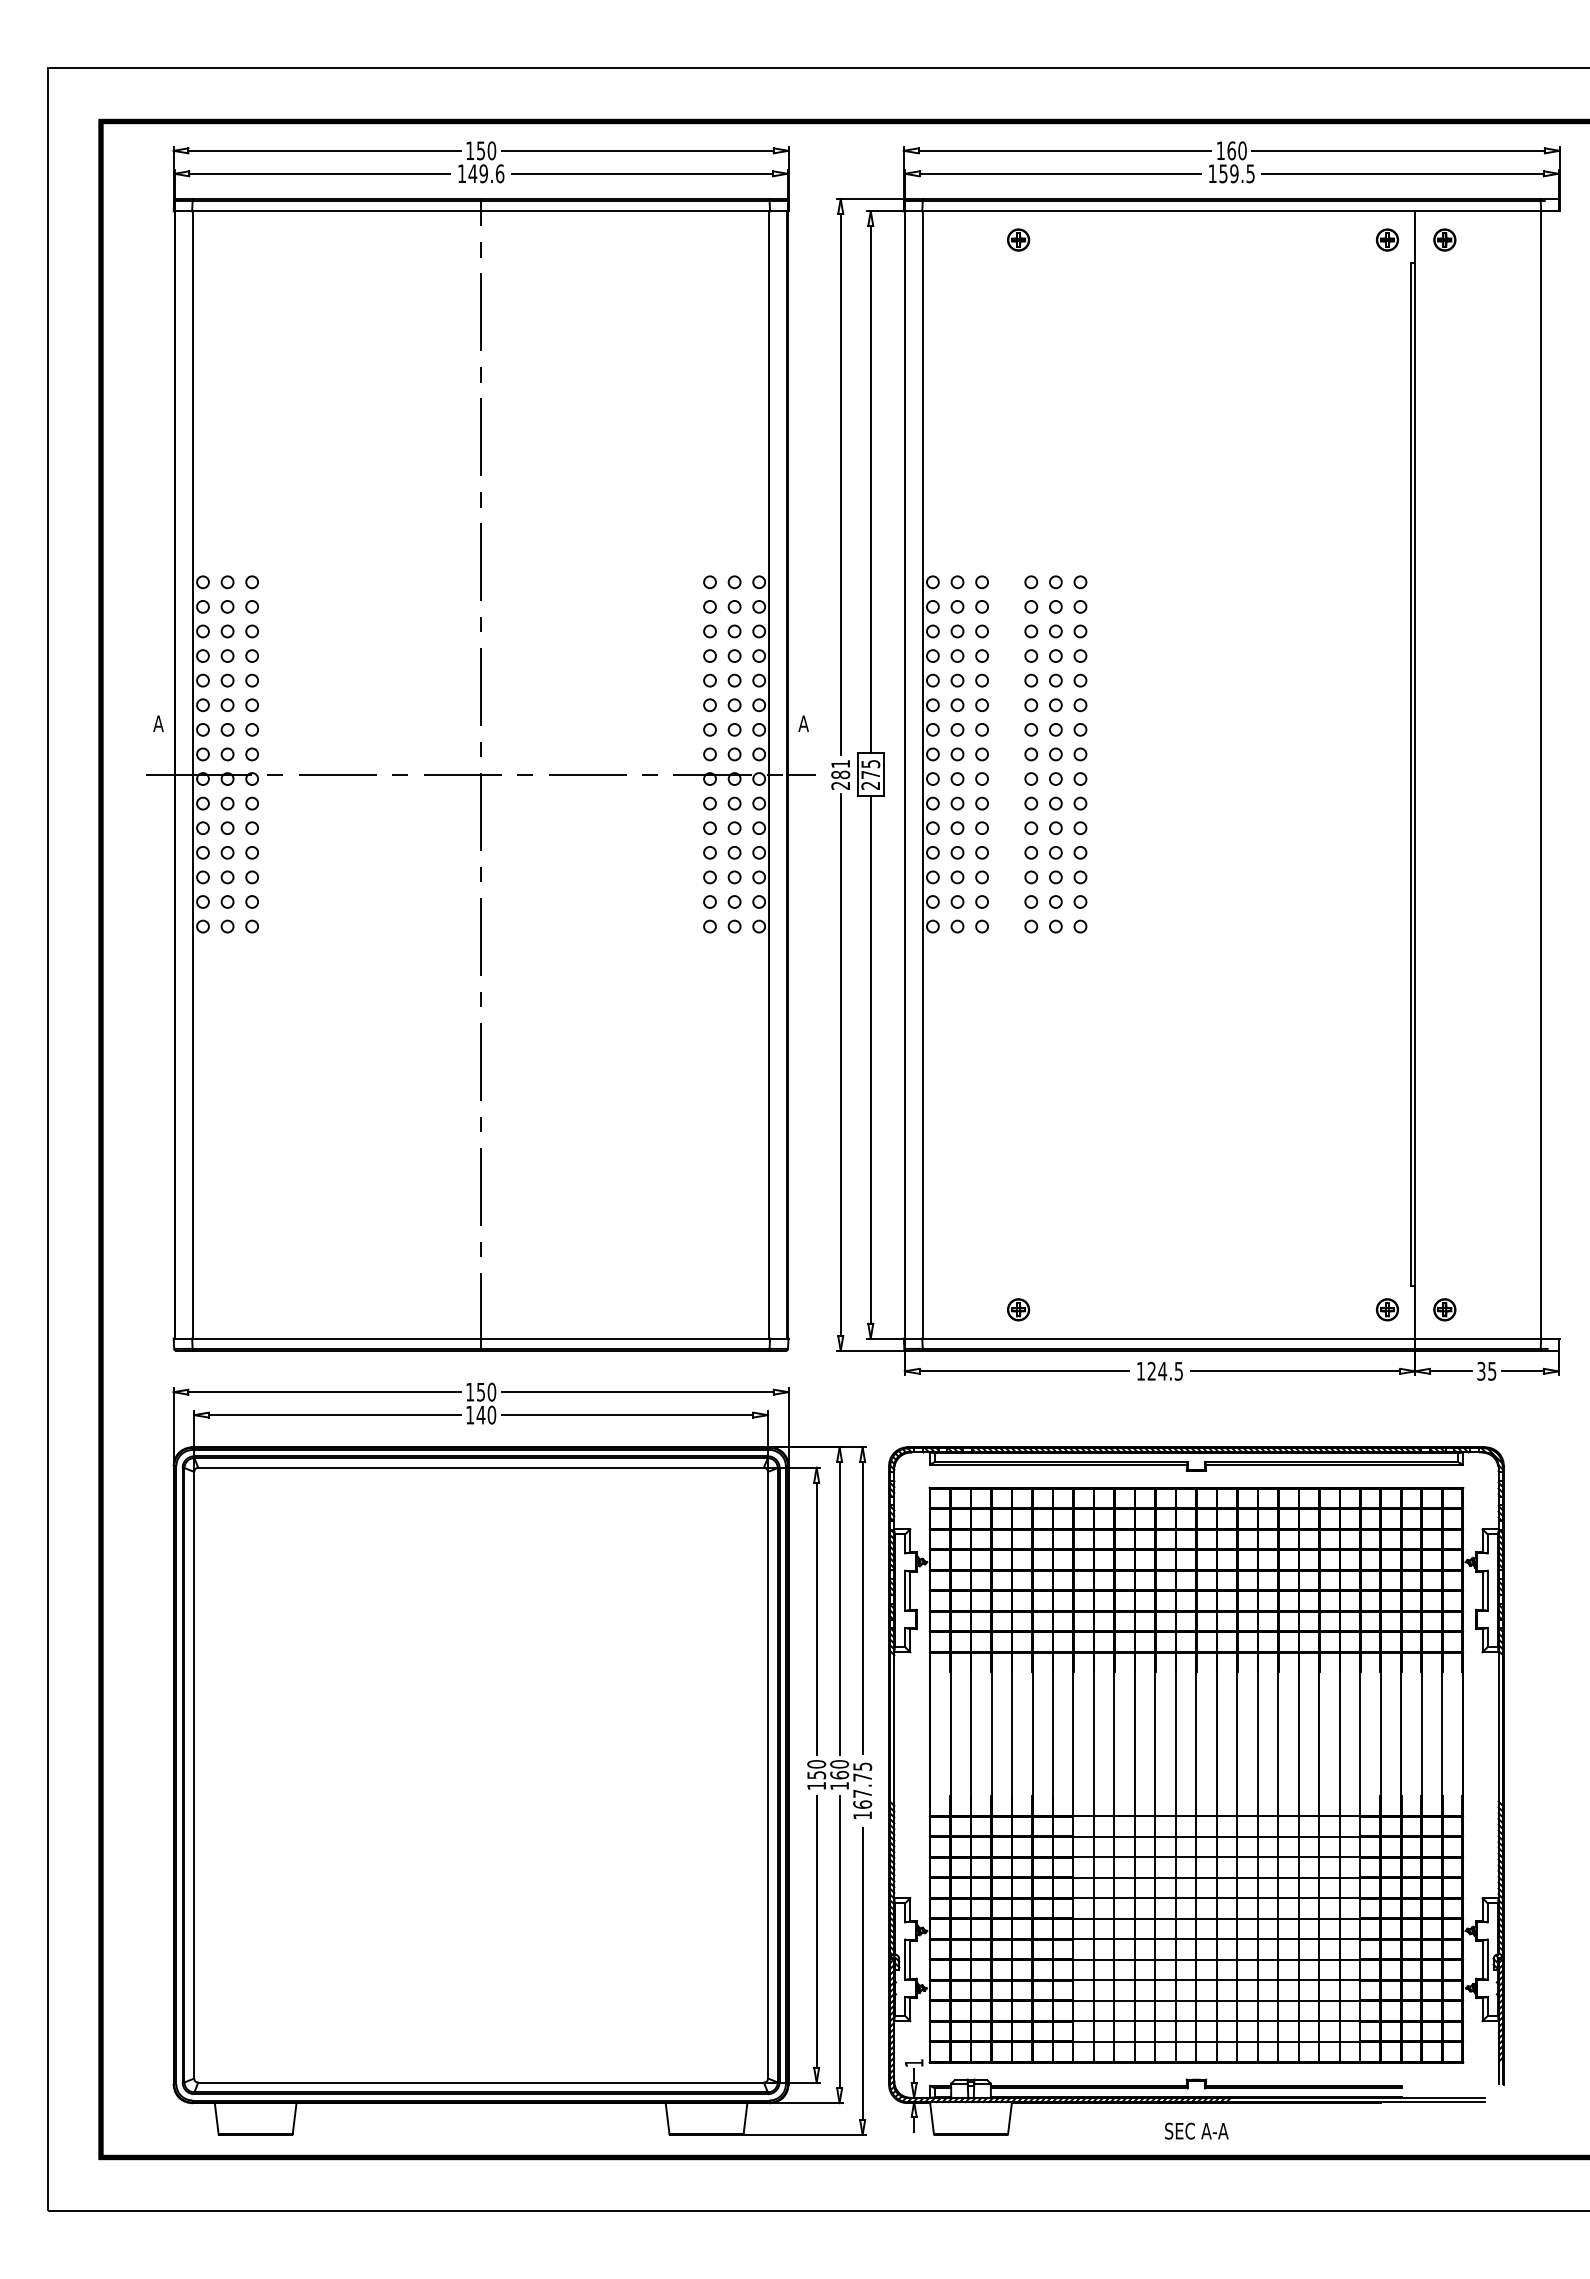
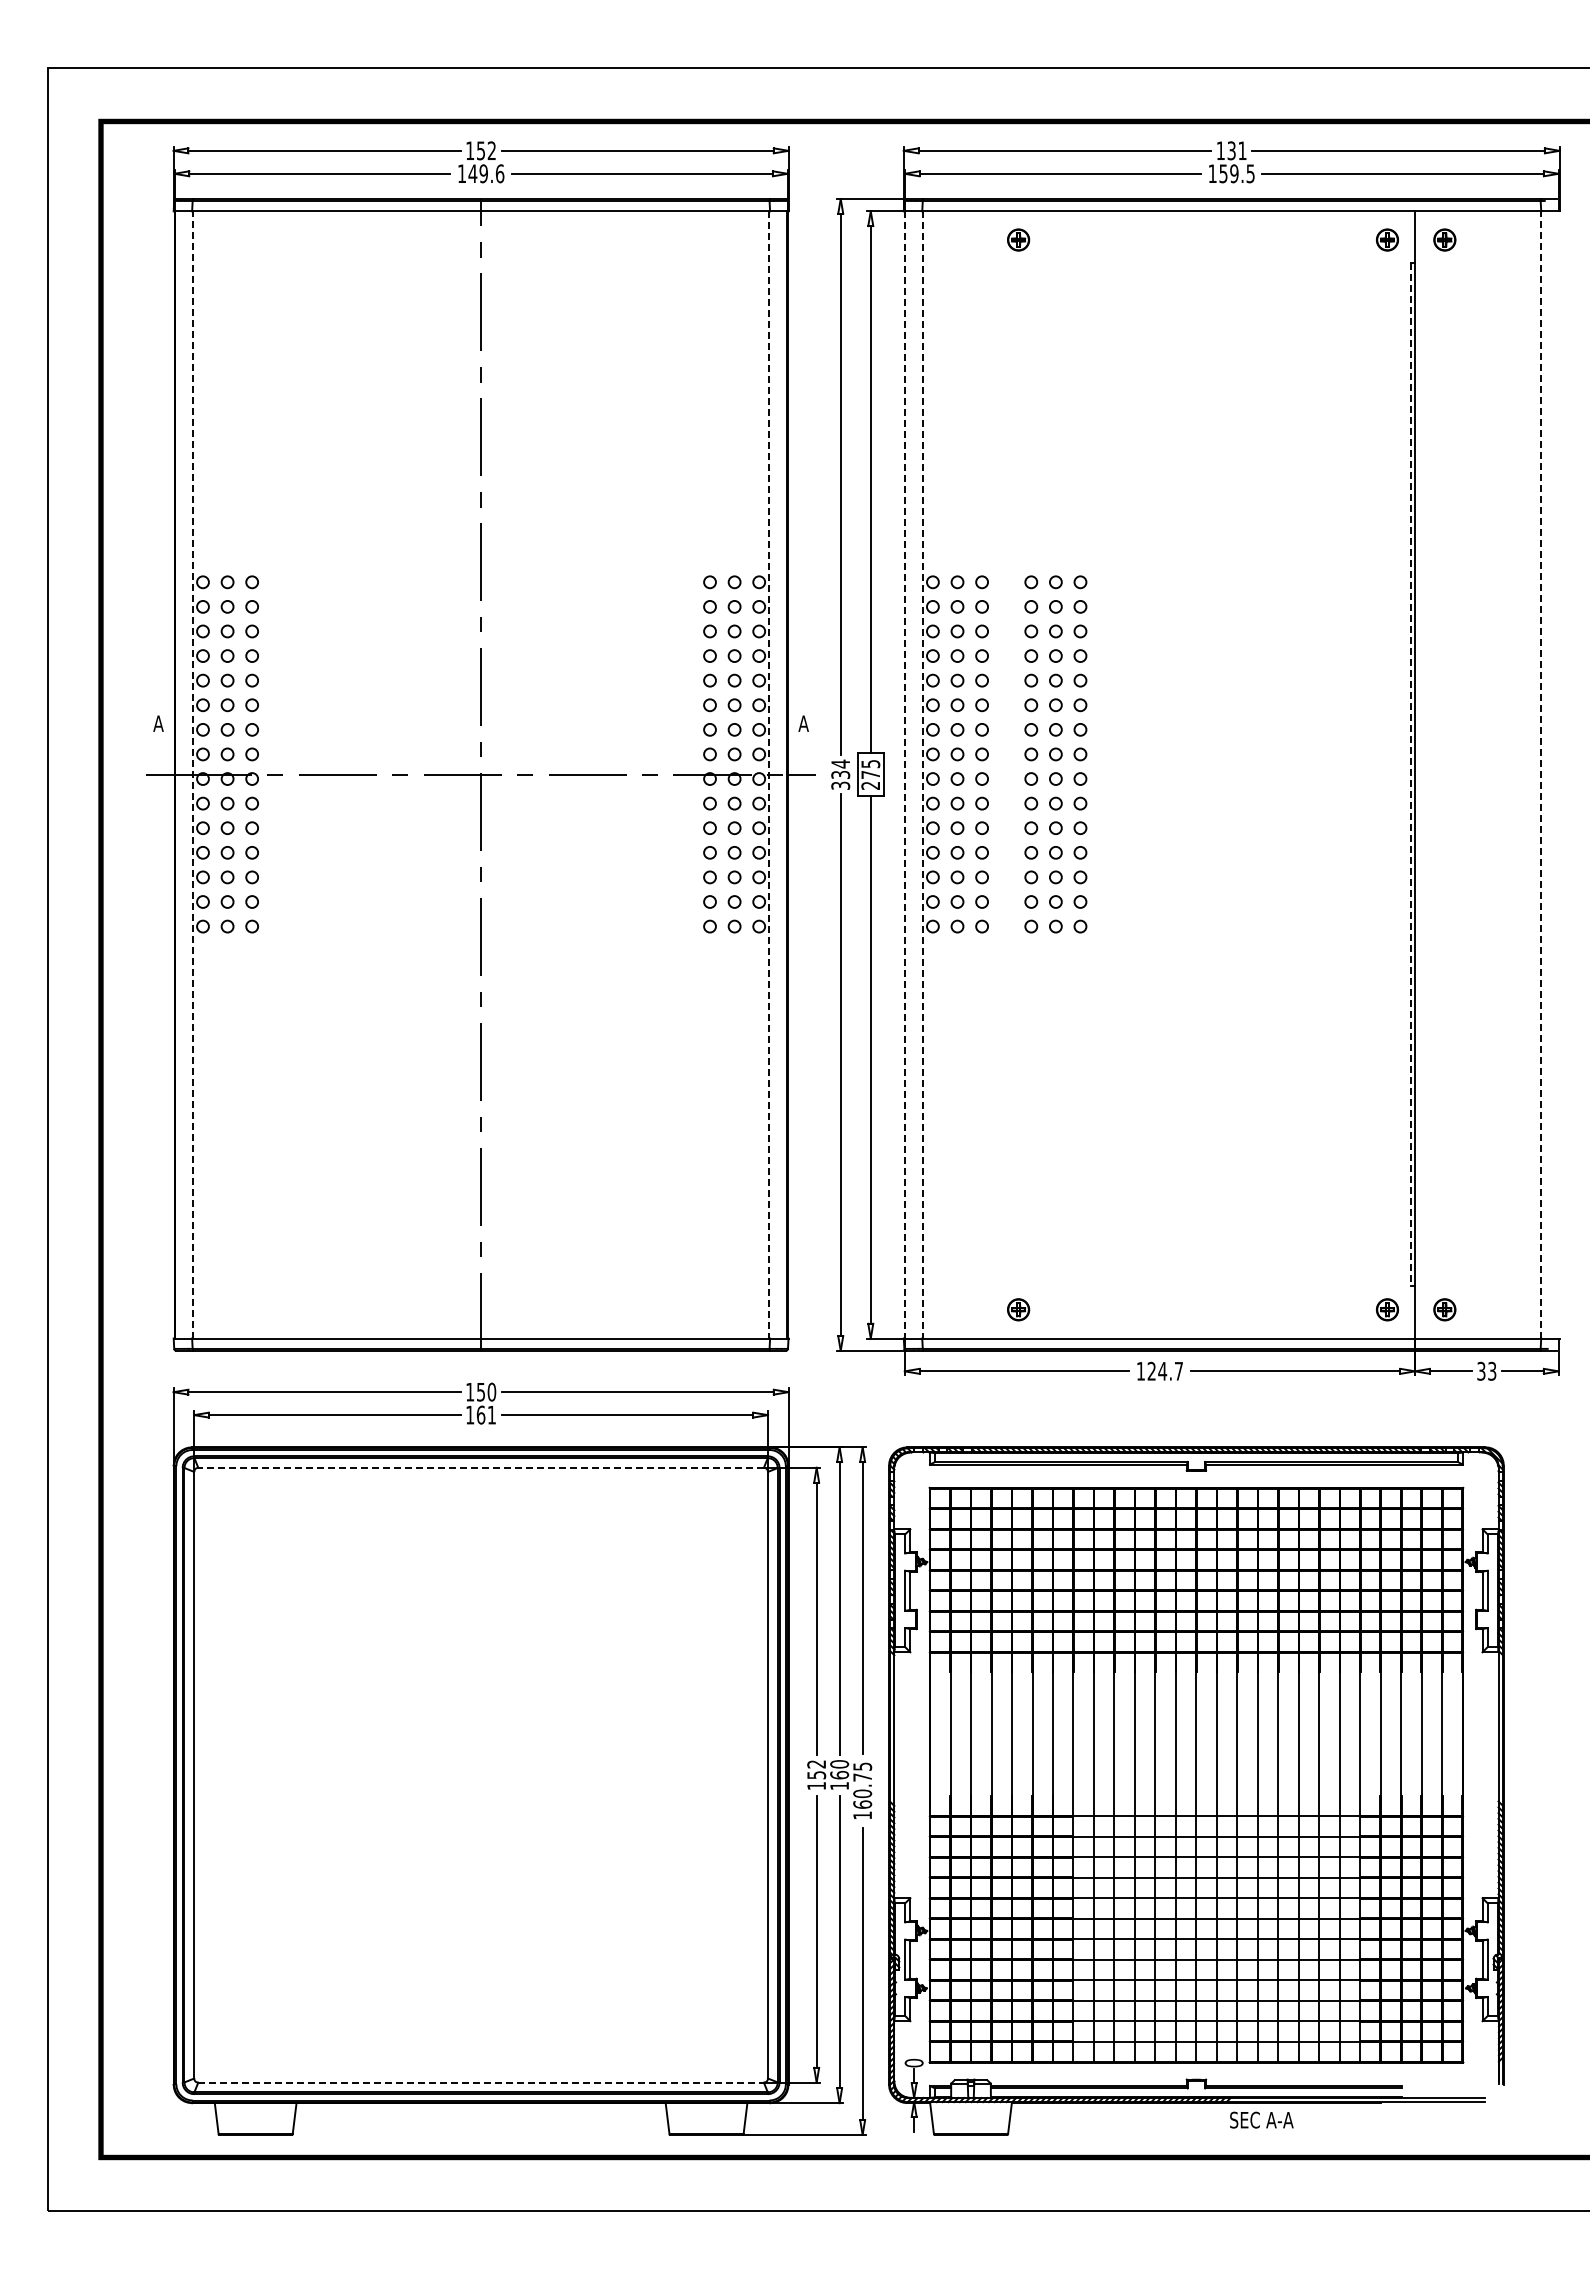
text: 150 -> 152 (491, 150)
text: 160 -> 131 (1236, 150)
line: solid -> dashed (192, 774)
line: solid -> dashed (769, 774)
text: 281 -> 334 (840, 774)
line: solid -> dashed (904, 774)
line: solid -> dashed (922, 774)
line: solid -> dashed (1410, 774)
line: solid -> dashed (1540, 774)
text: 35 -> 33 (1492, 1370)
text: 124.5 -> 124.7 (1178, 1371)
text: 140 -> 161 (486, 1414)
line: solid -> dashed (481, 1467)
text: 150 -> 152 (816, 1764)
text: 167.75 -> 160.75 (862, 1793)
text: 1 -> 0 (913, 2062)
line: solid -> dashed (481, 2082)
text position: (1196, 2130) -> (1261, 2119) (1261, 2119)
